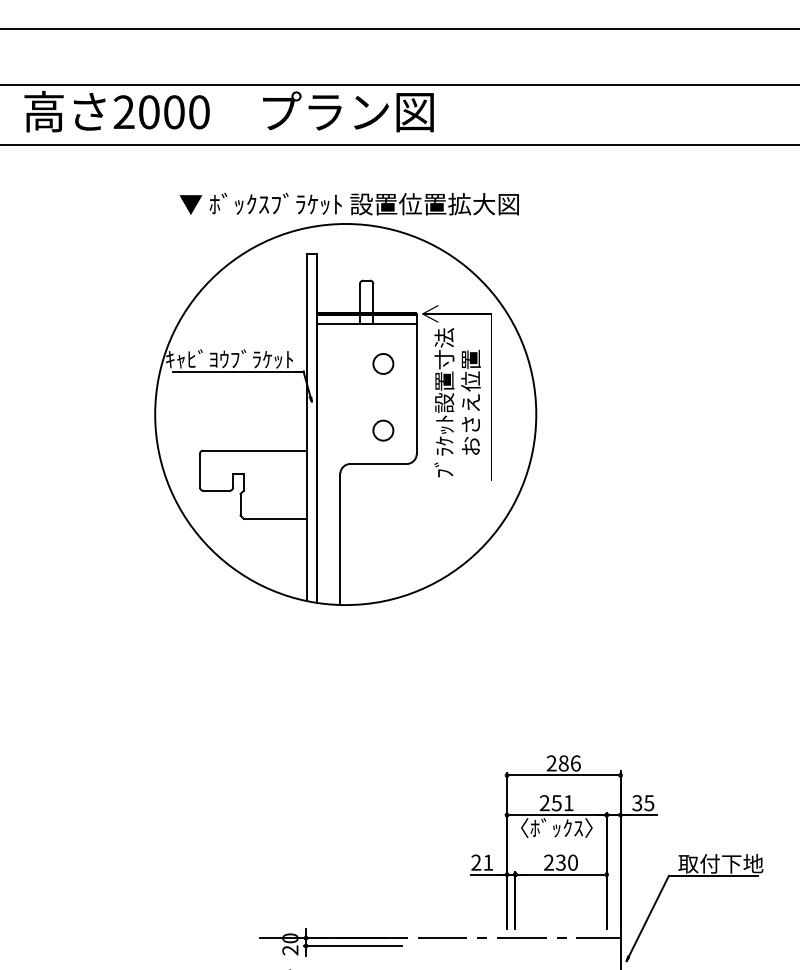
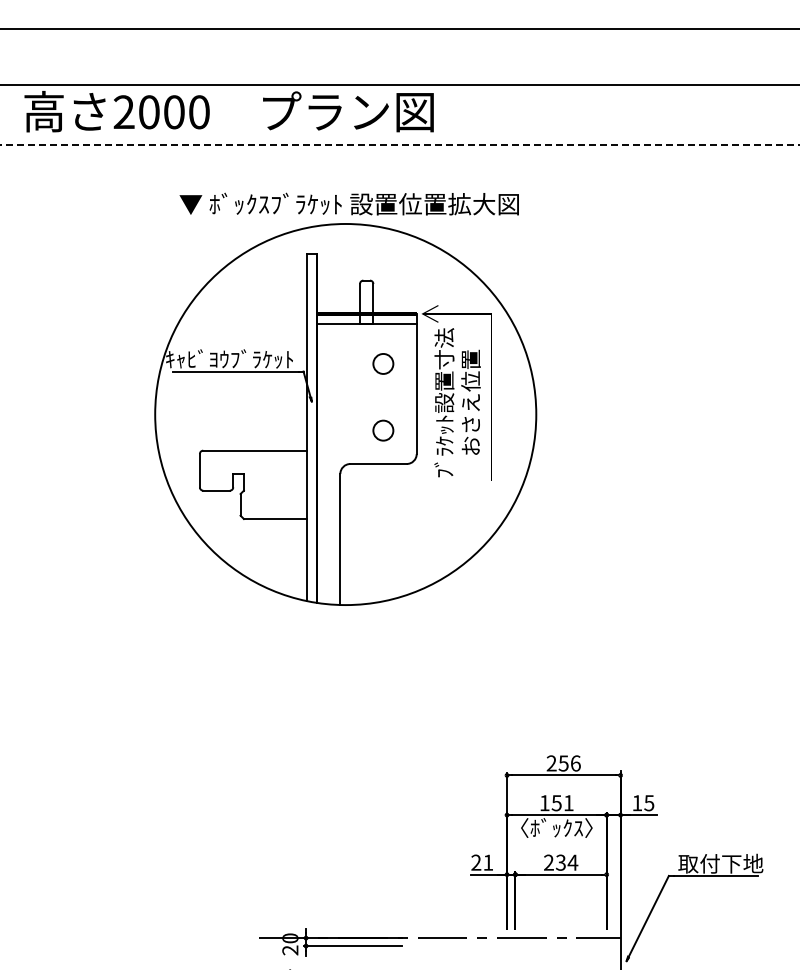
line: solid -> dashed (400, 144)
text: 286 -> 256 (563, 763)
text: 251 -> 151 (544, 803)
text: 35 -> 15 (637, 803)
text: 230 -> 234 (572, 862)
